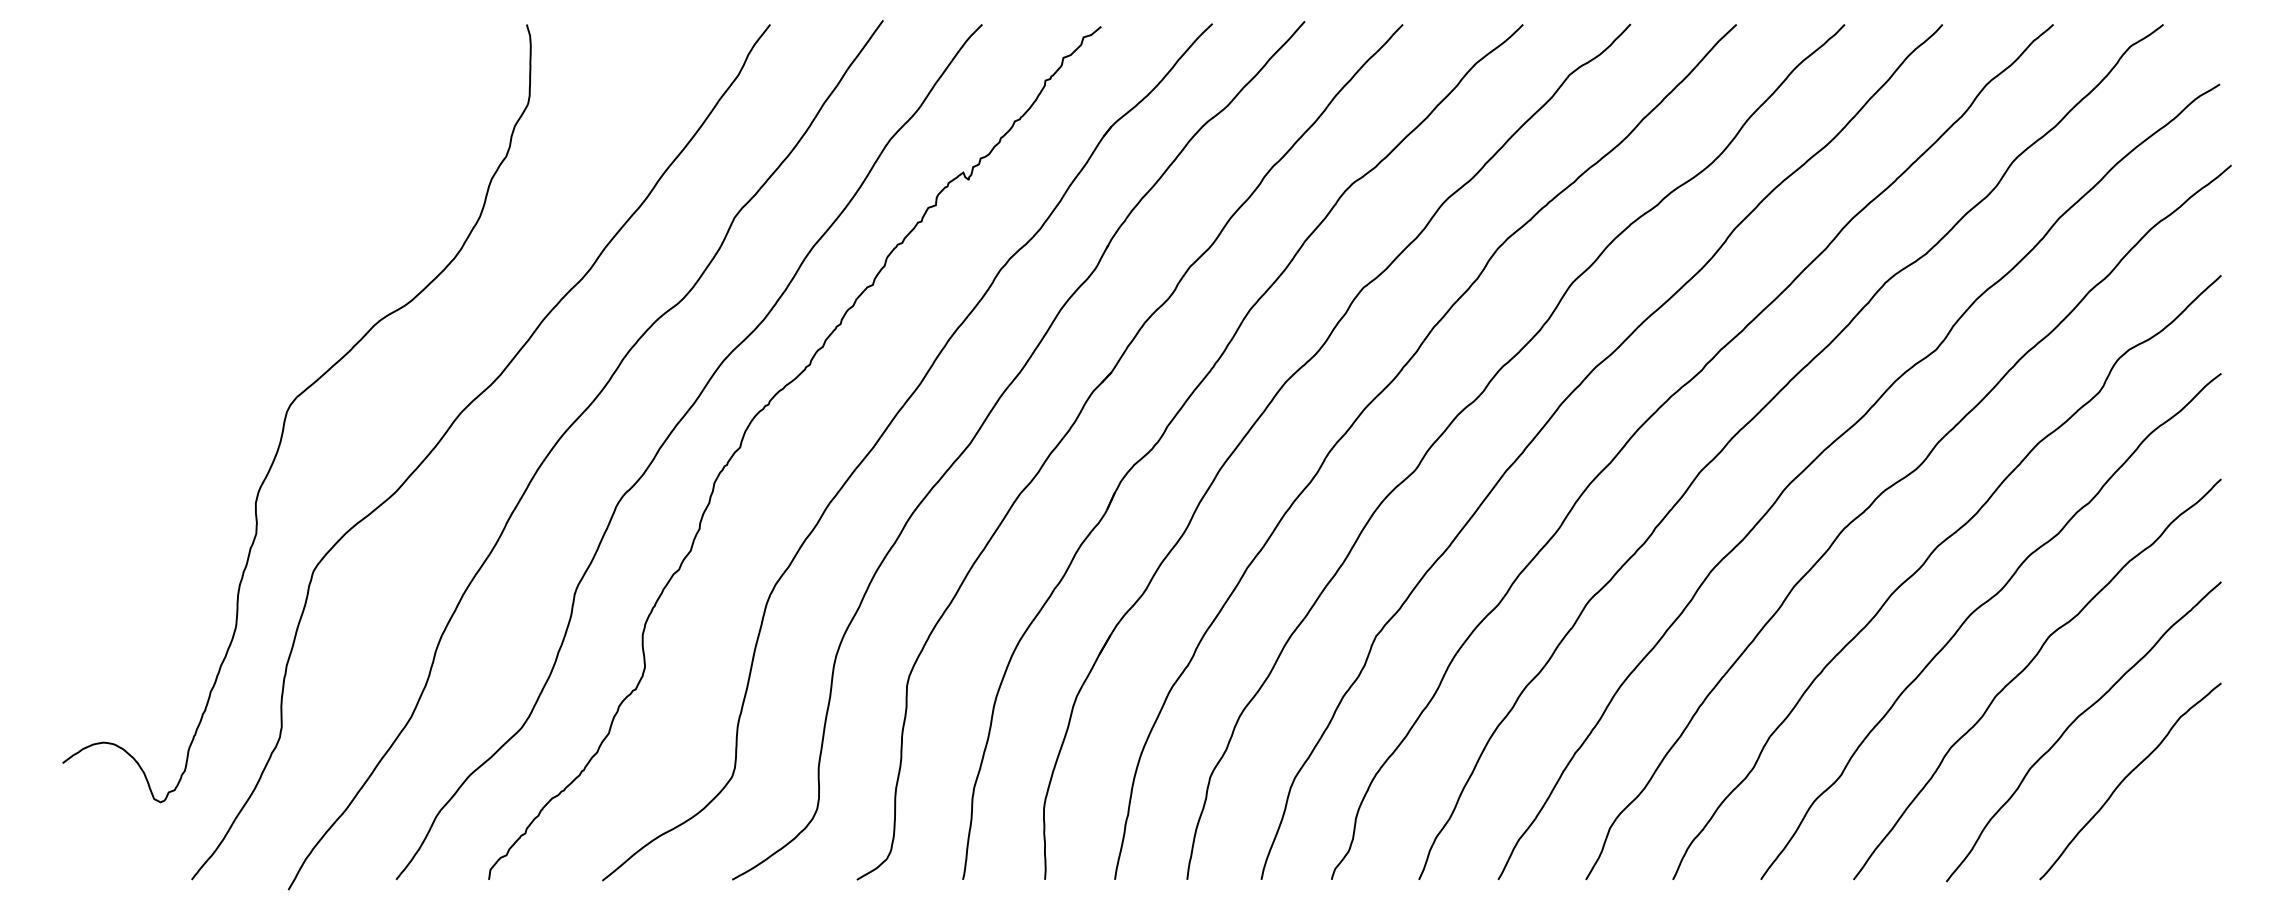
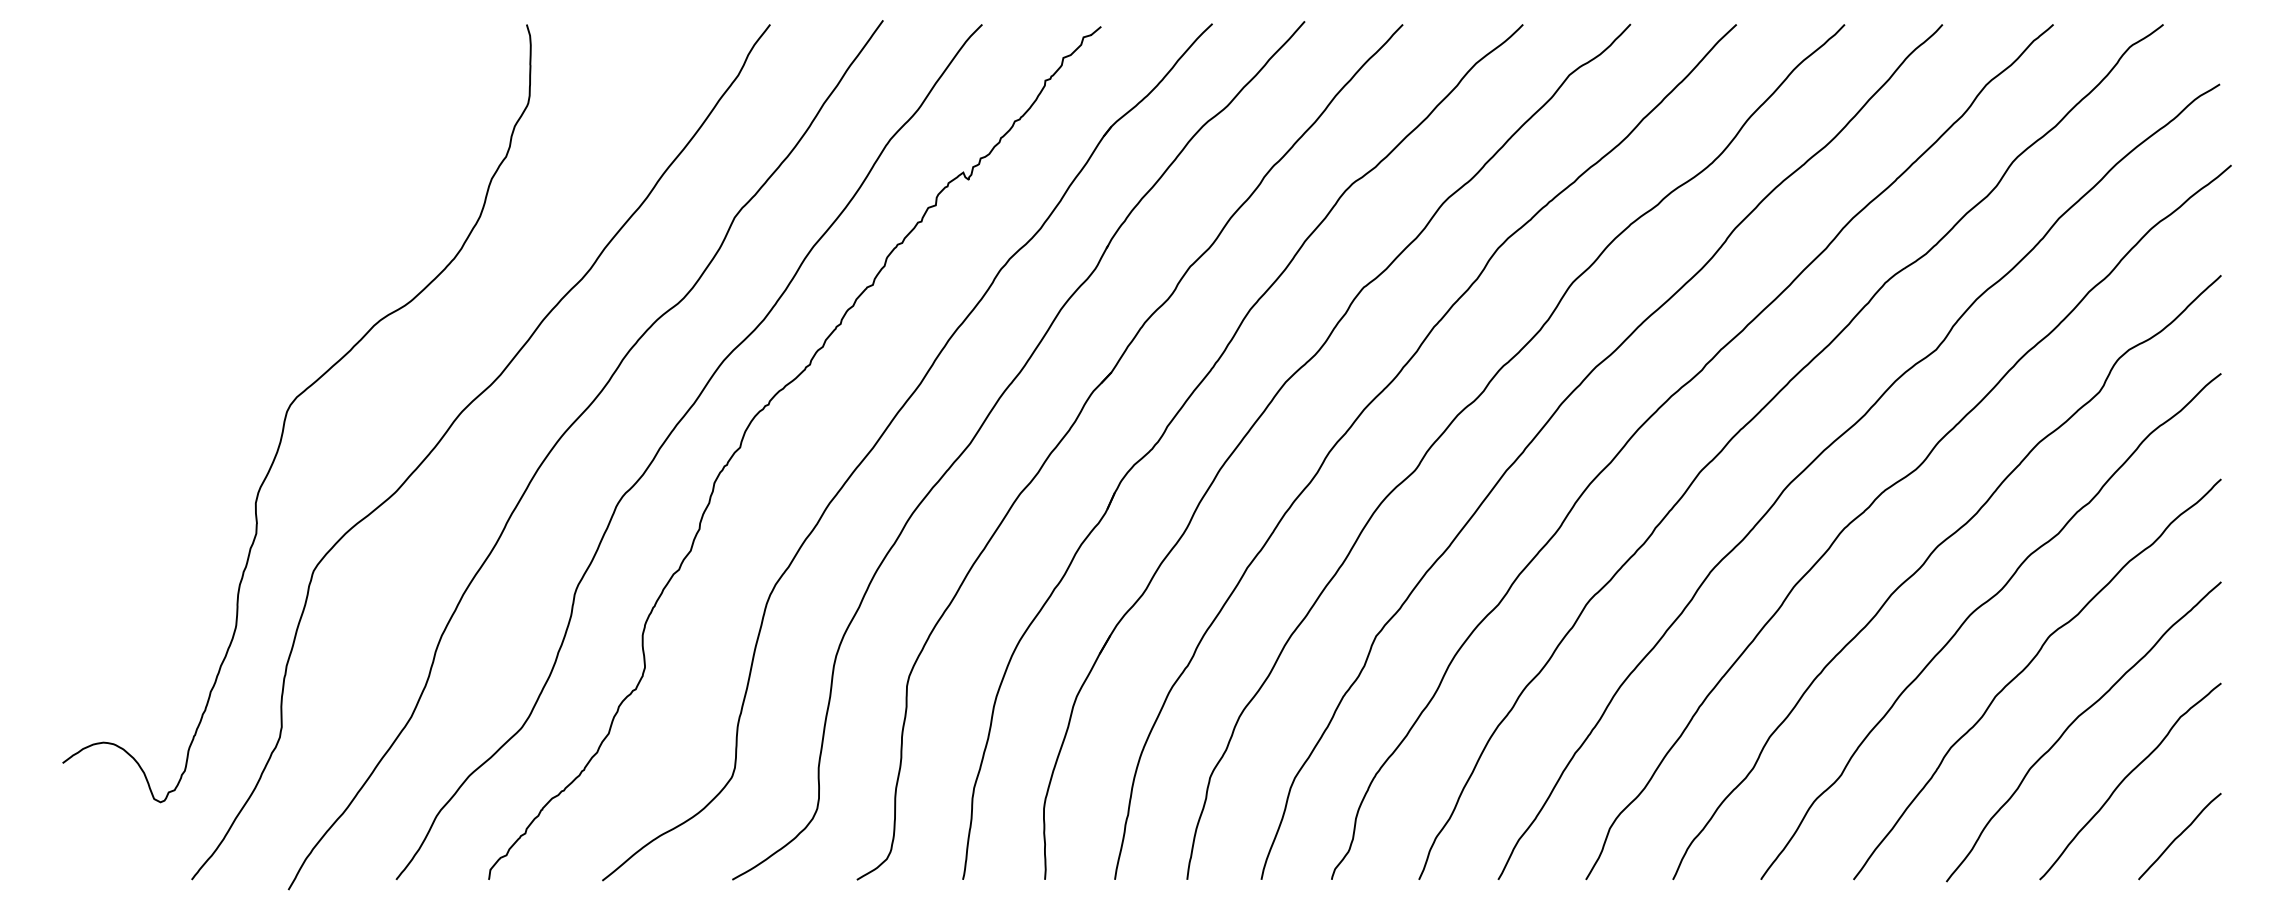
curve: none -> present (2179, 836)
